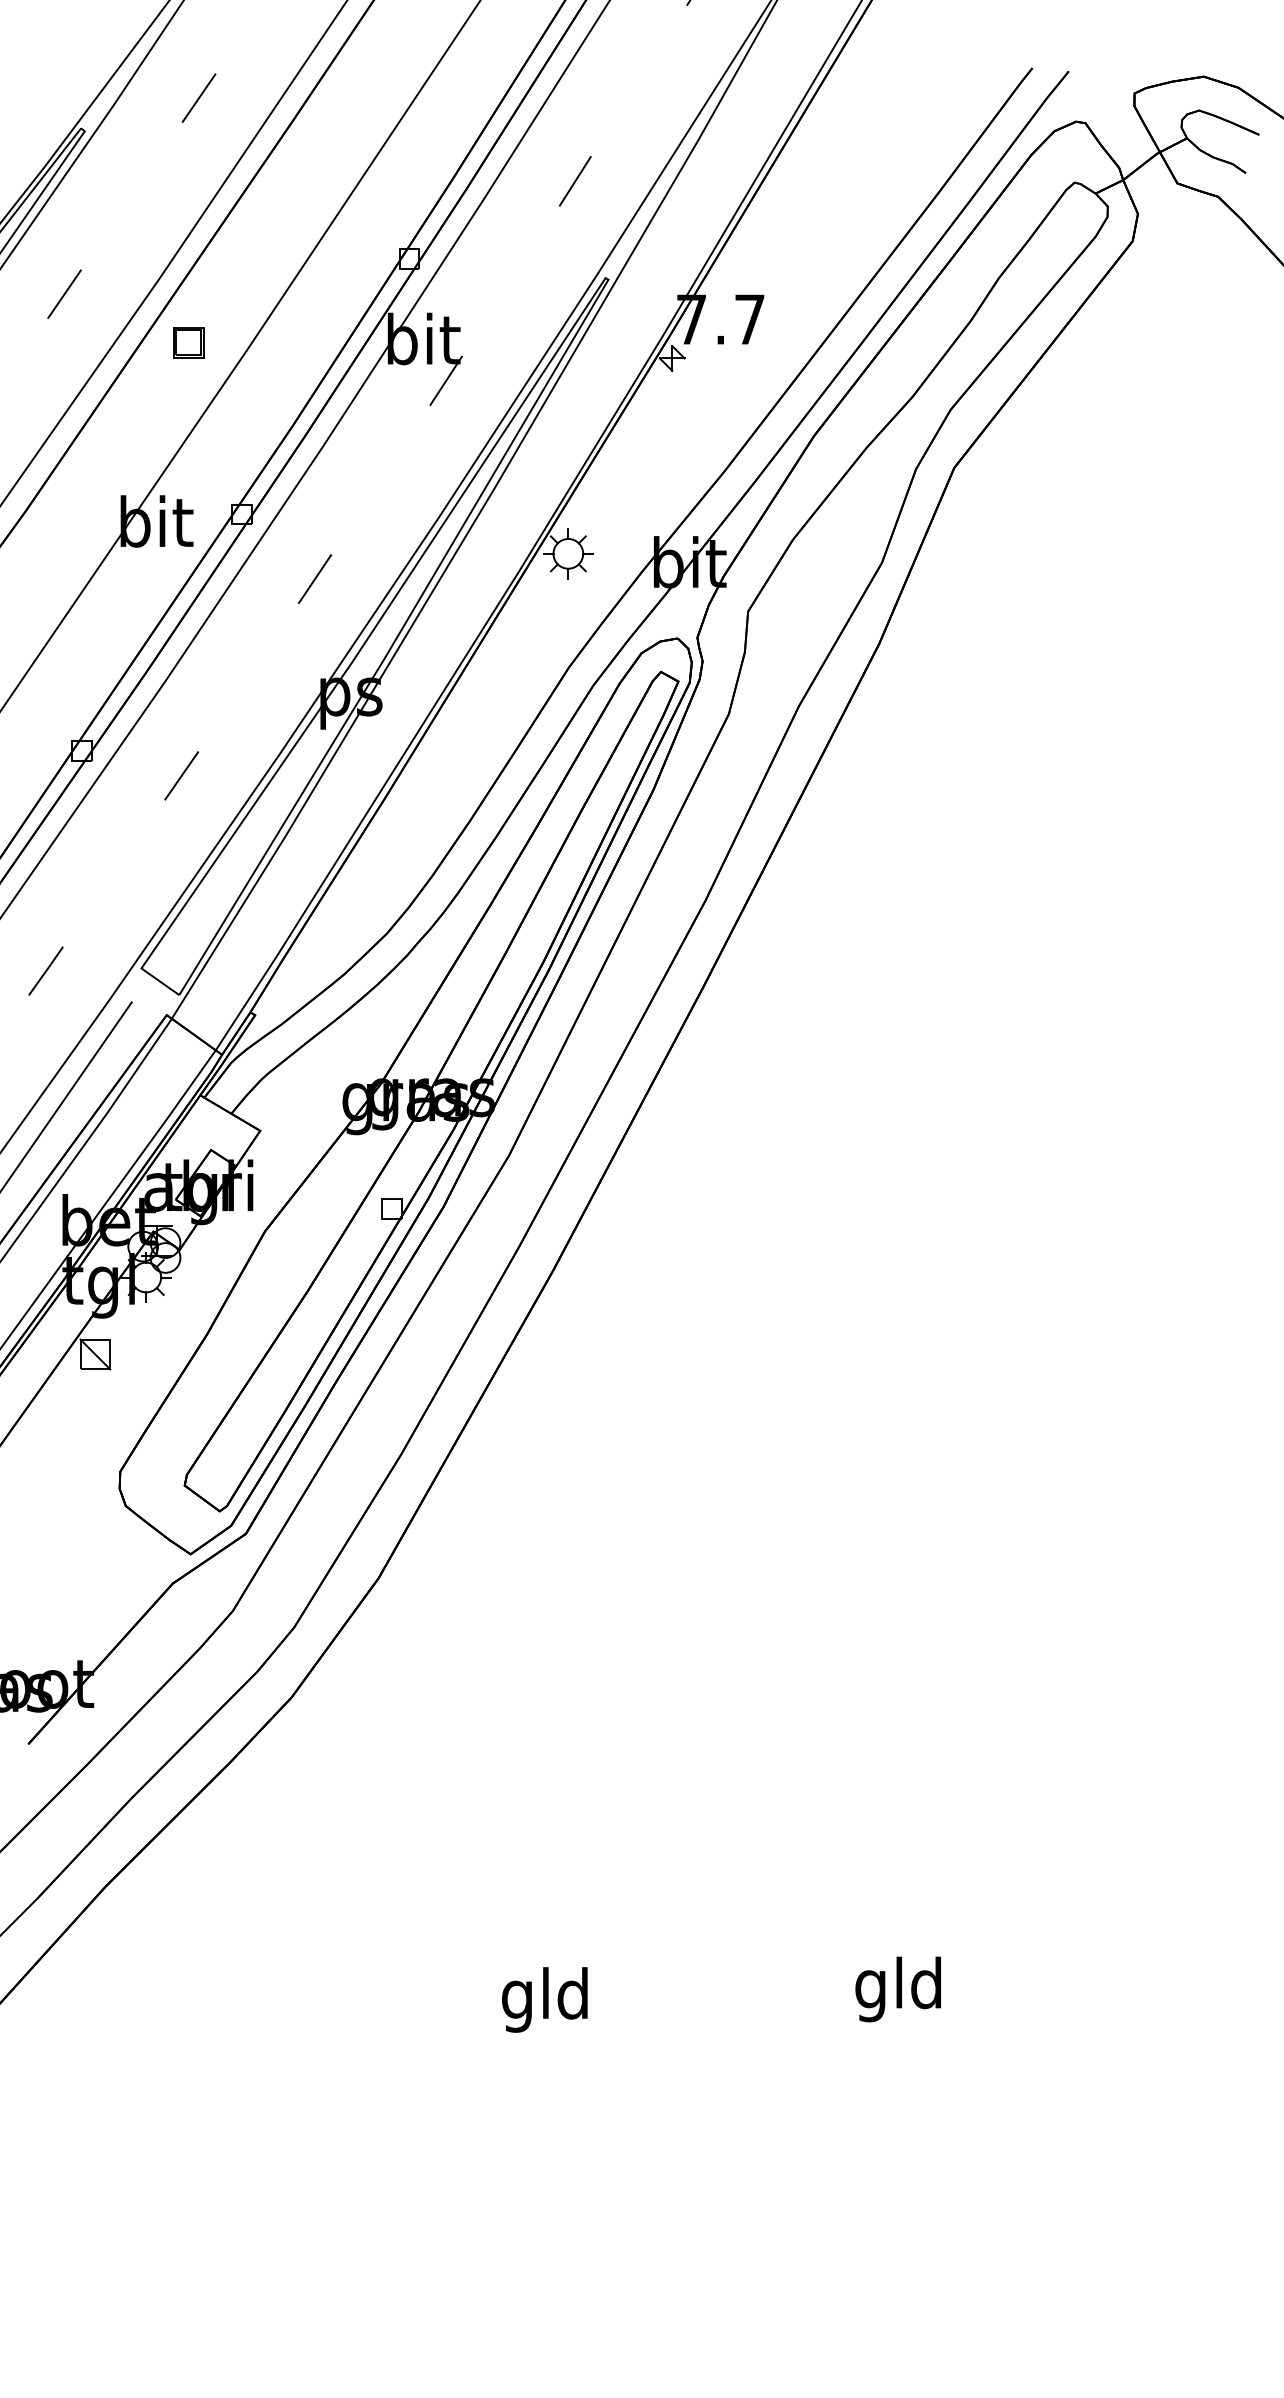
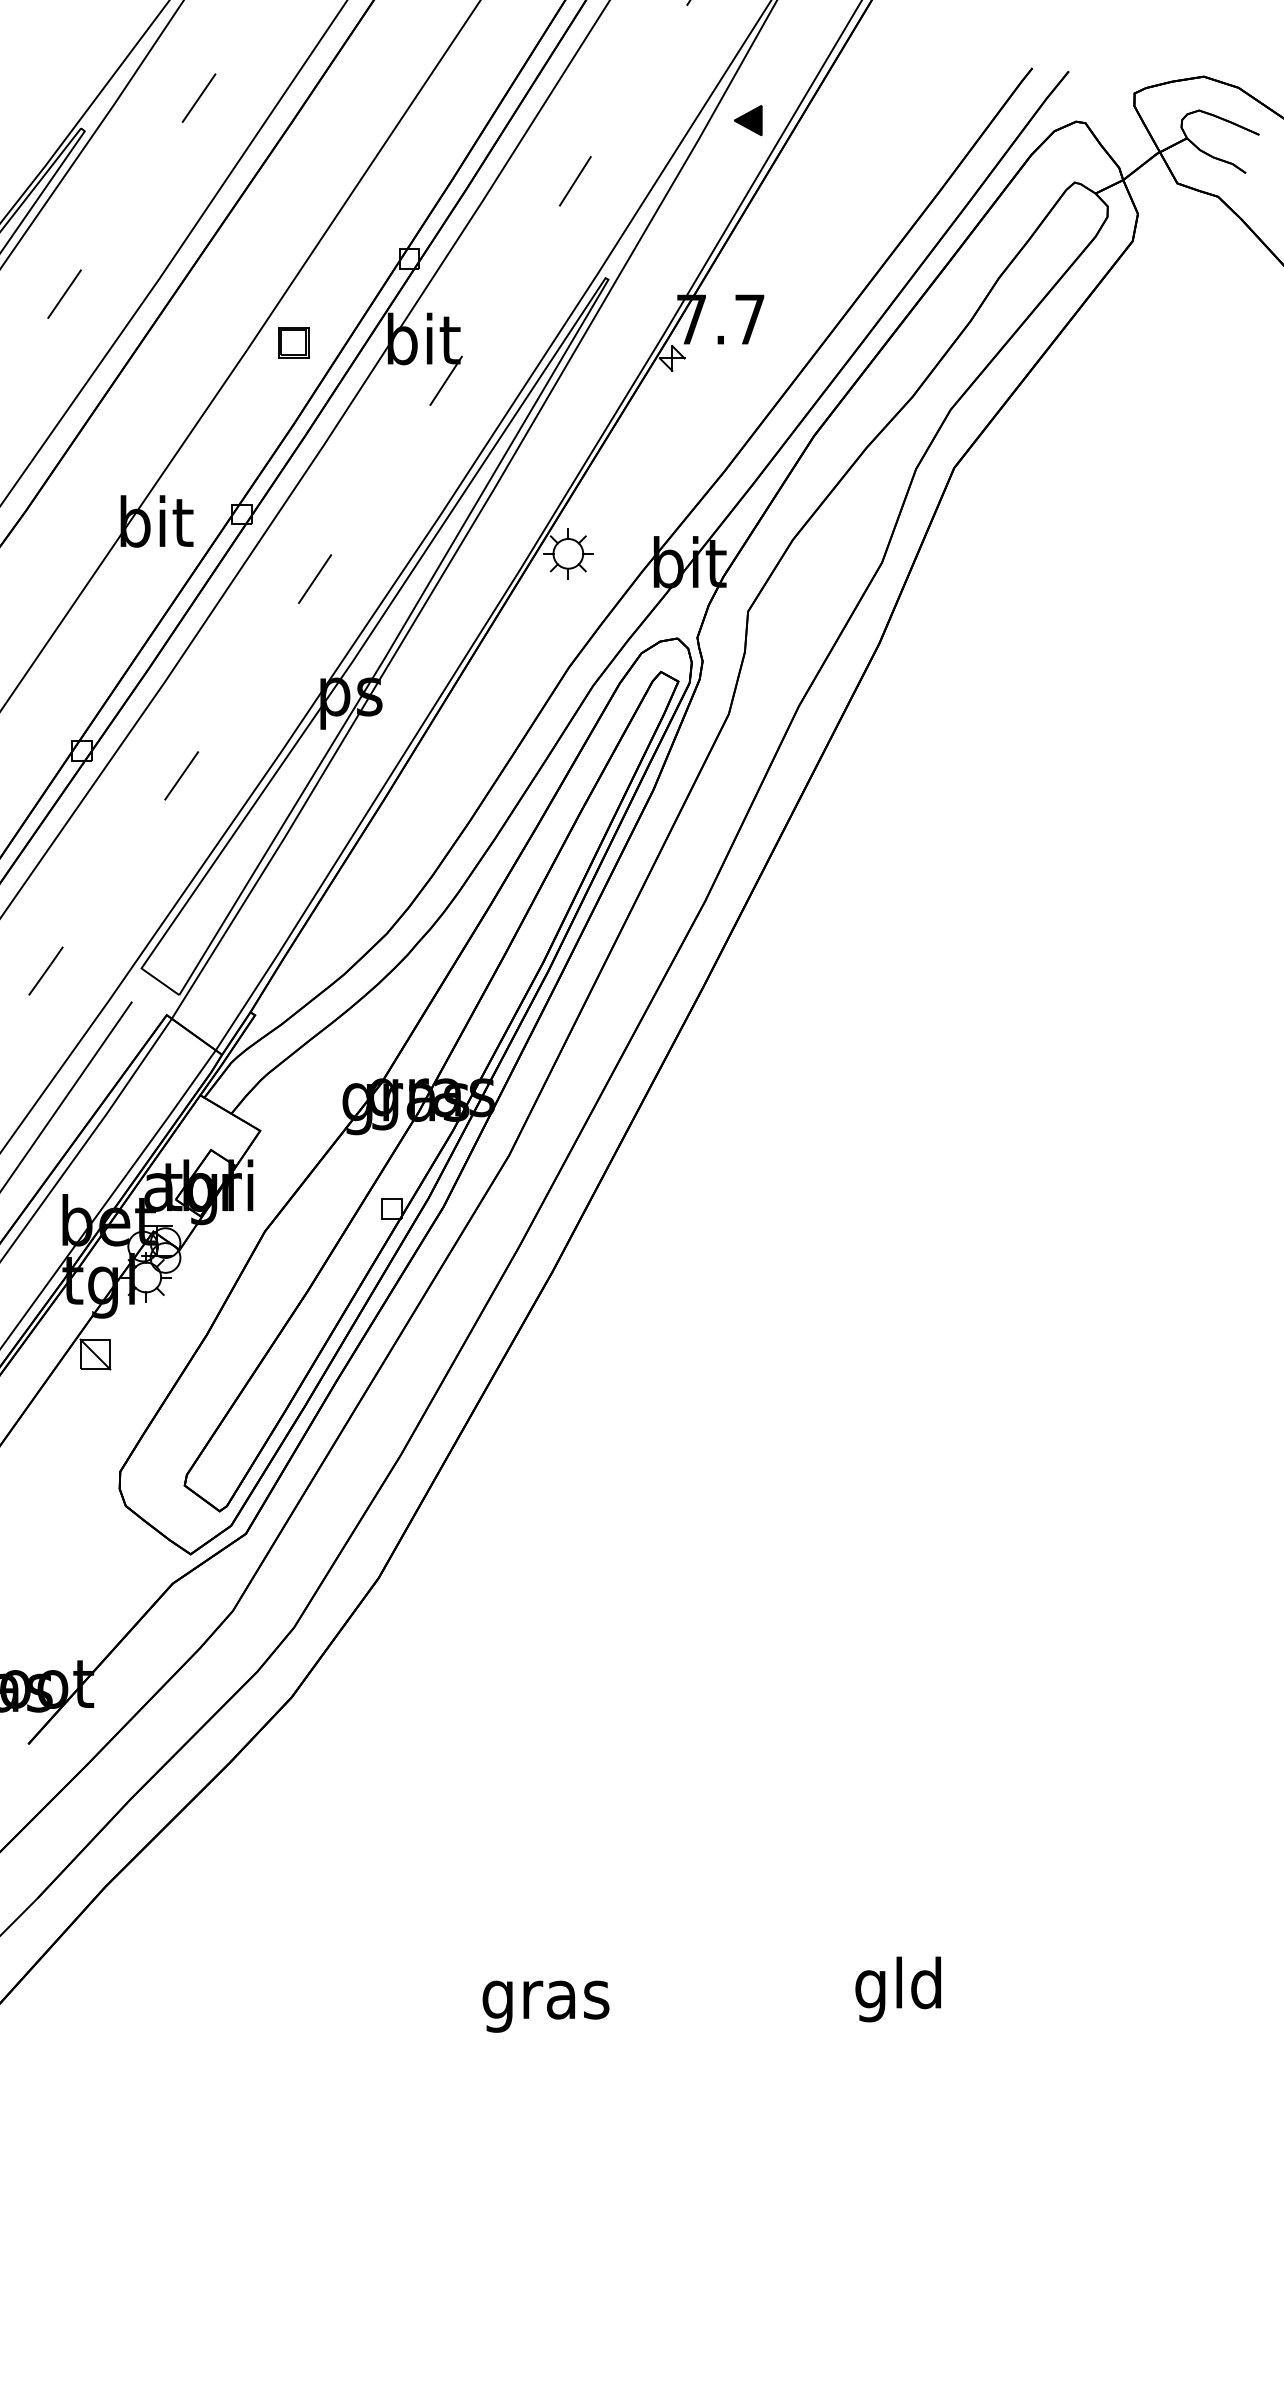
part: none -> present (748, 120)
part position: (188, 342) -> (293, 342) (293, 342)
text: gld -> gras (545, 1999)
